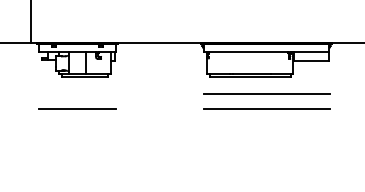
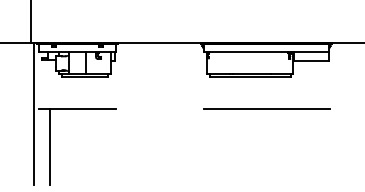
line: present -> none (266, 93)
line: none -> present (34, 113)
line: none -> present (50, 146)
